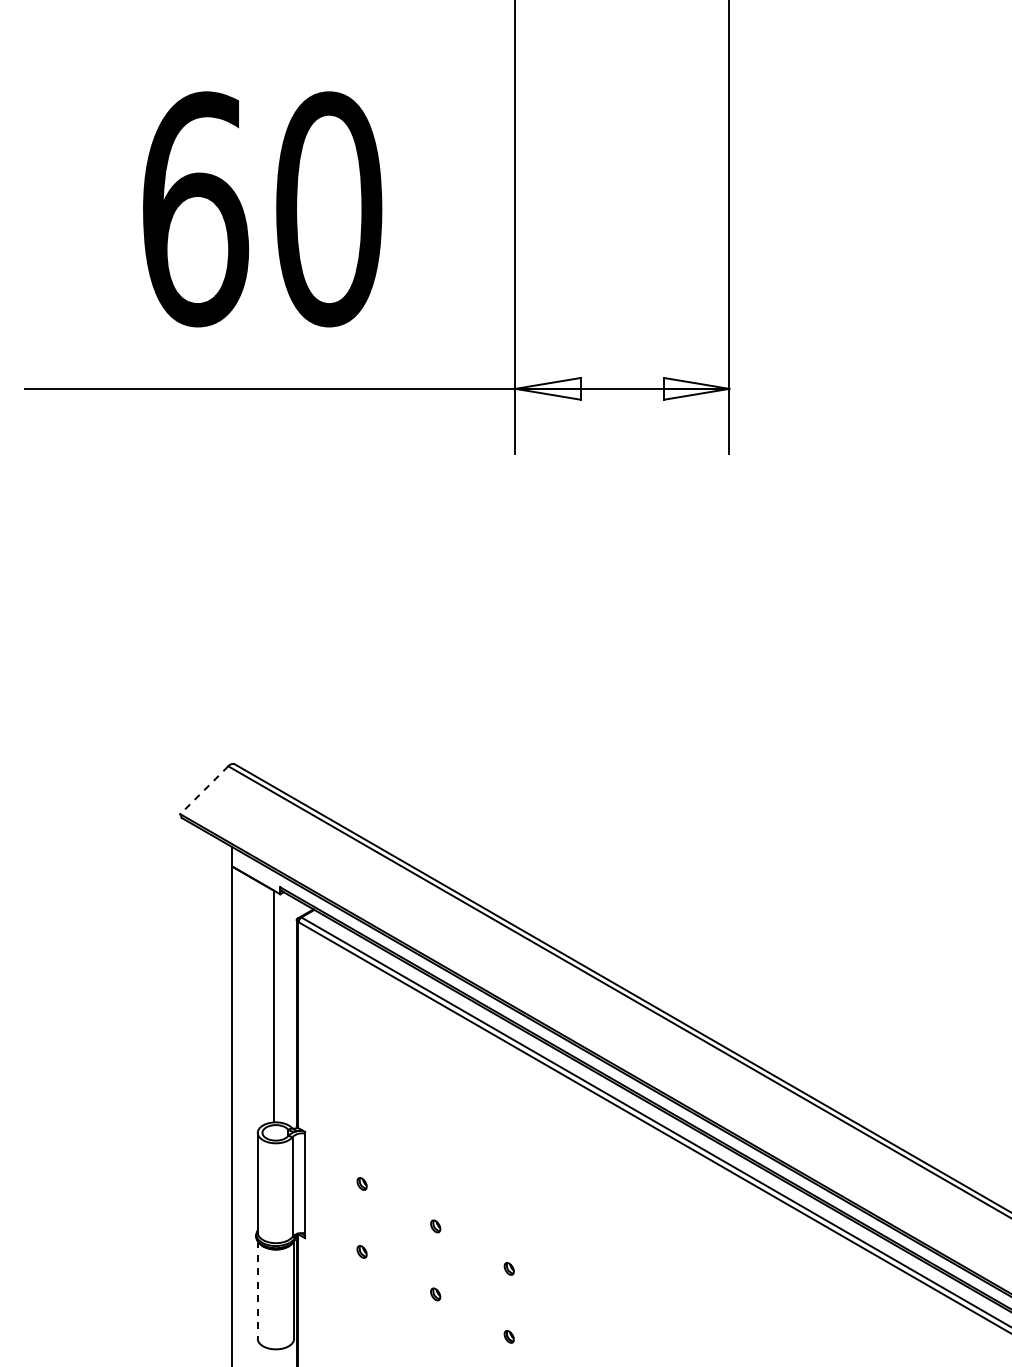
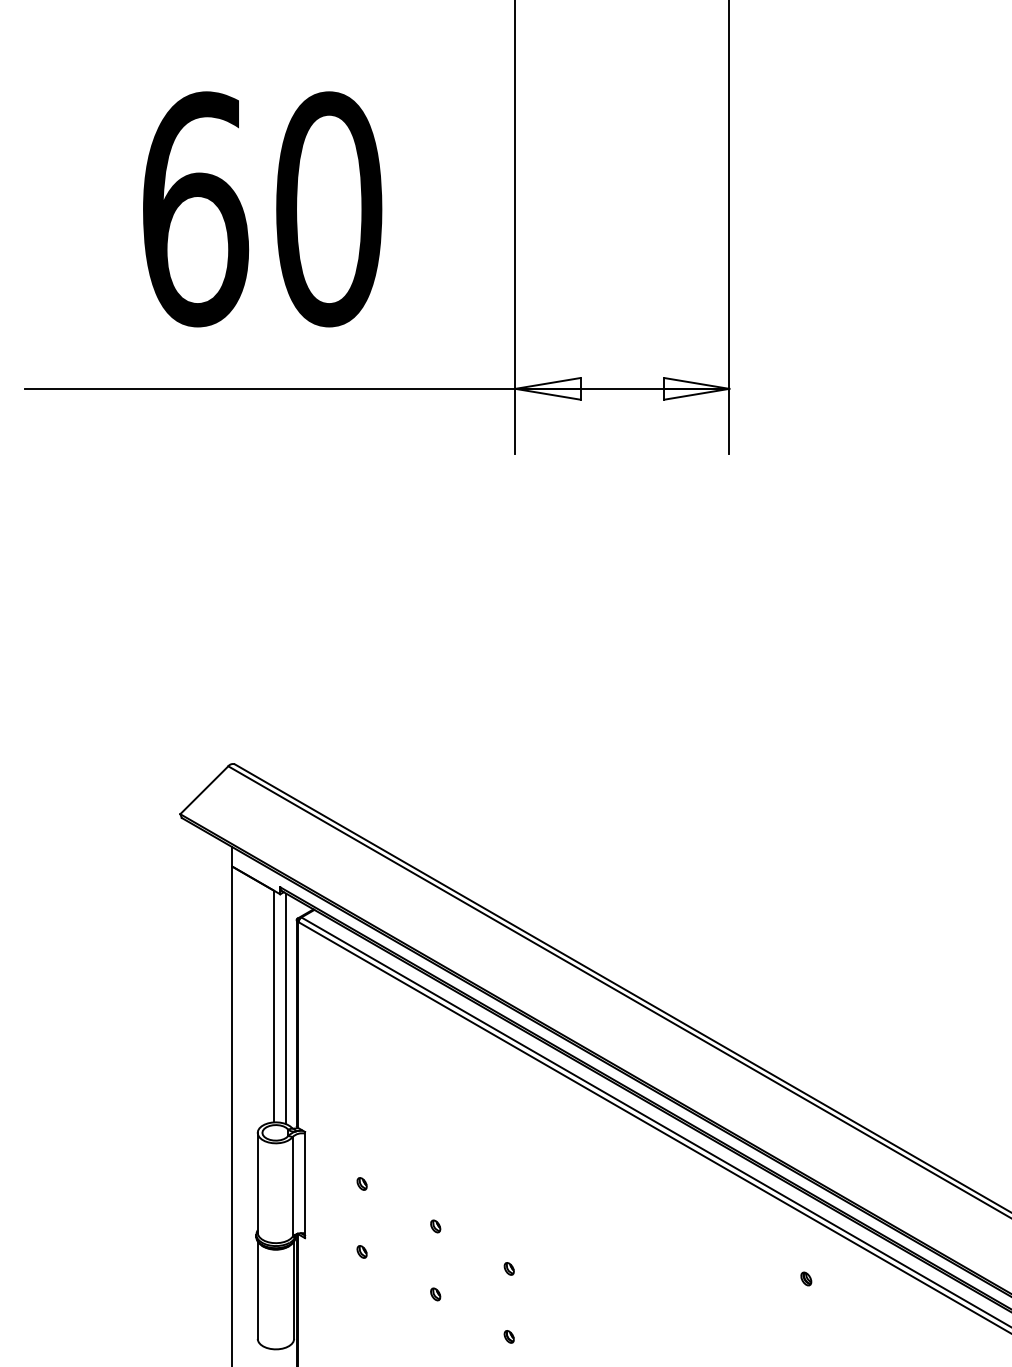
line: dashed -> solid (204, 790)
line: none -> present (286, 1008)
part: none -> present (806, 1278)
line: dashed -> solid (257, 1290)
